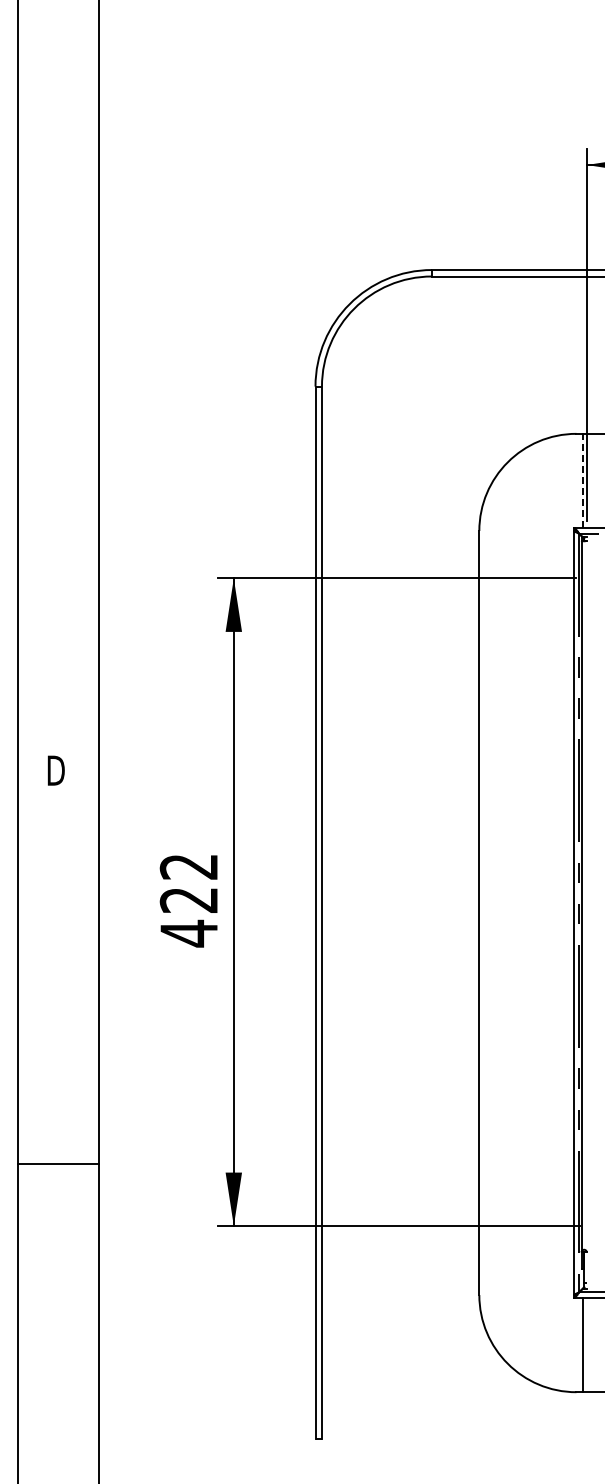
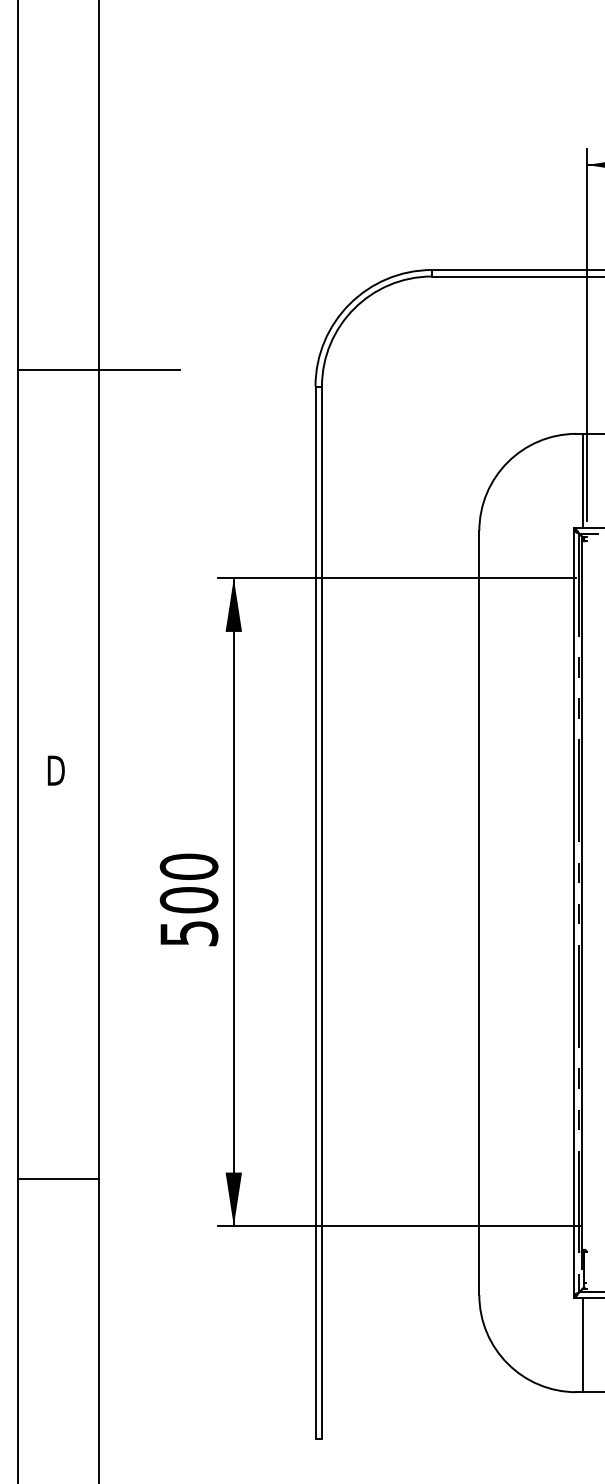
line: none -> present (99, 369)
line: dashed -> solid (582, 480)
text: 422 -> 500 (188, 900)
line position: (58, 1164) -> (58, 1179) (58, 1179)
